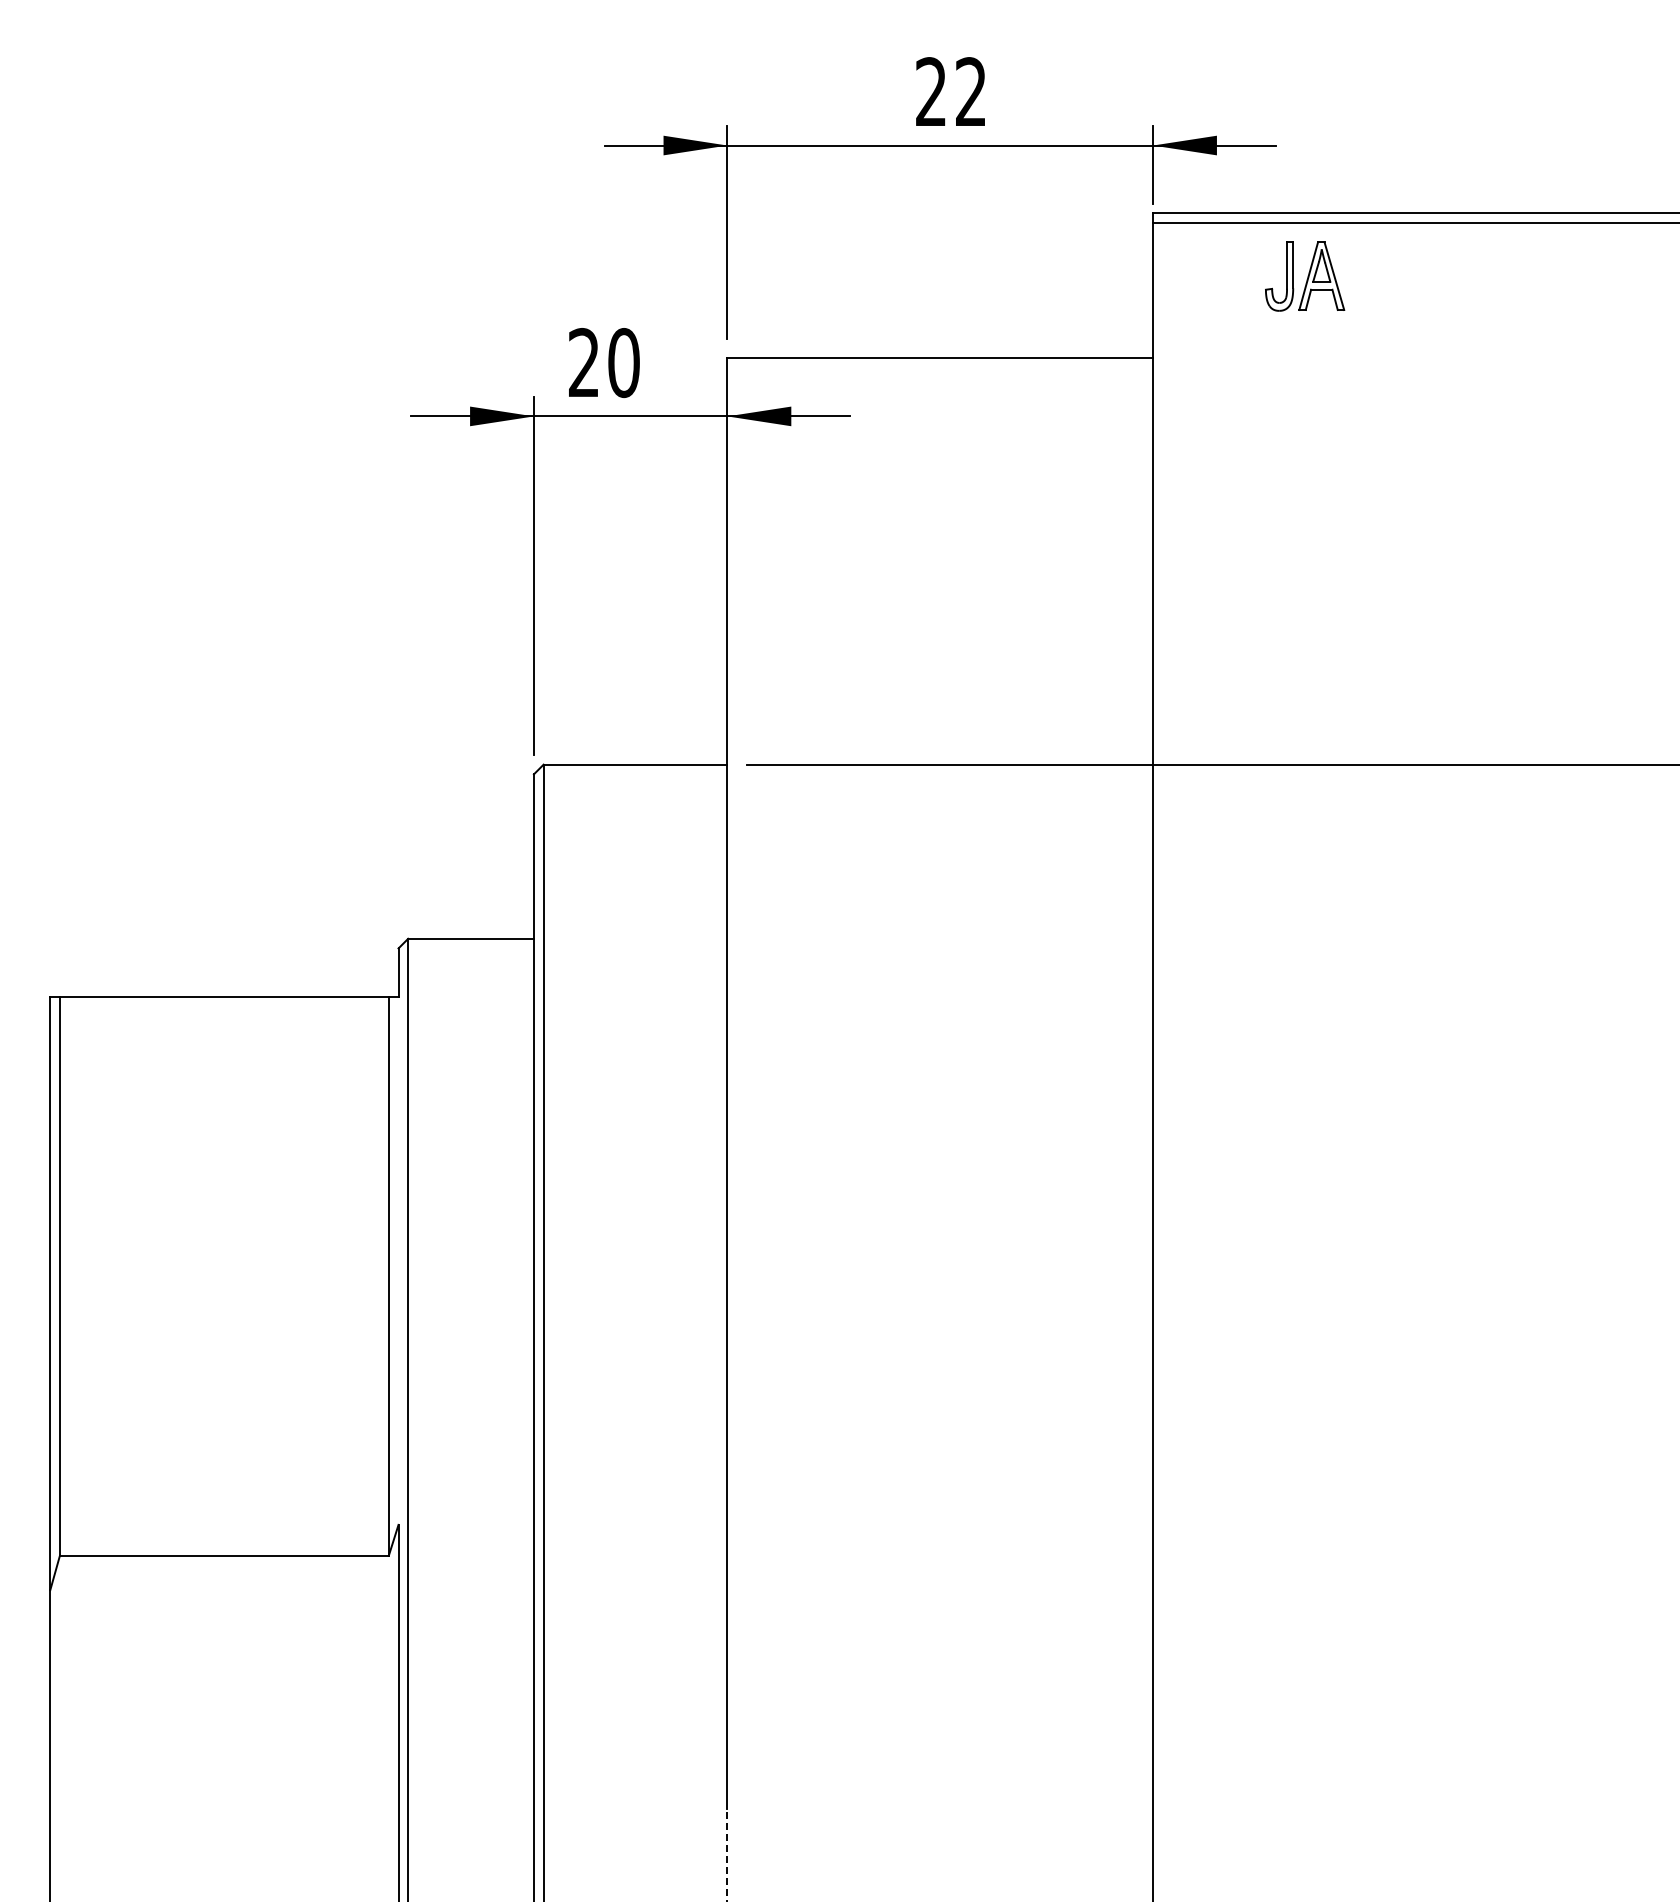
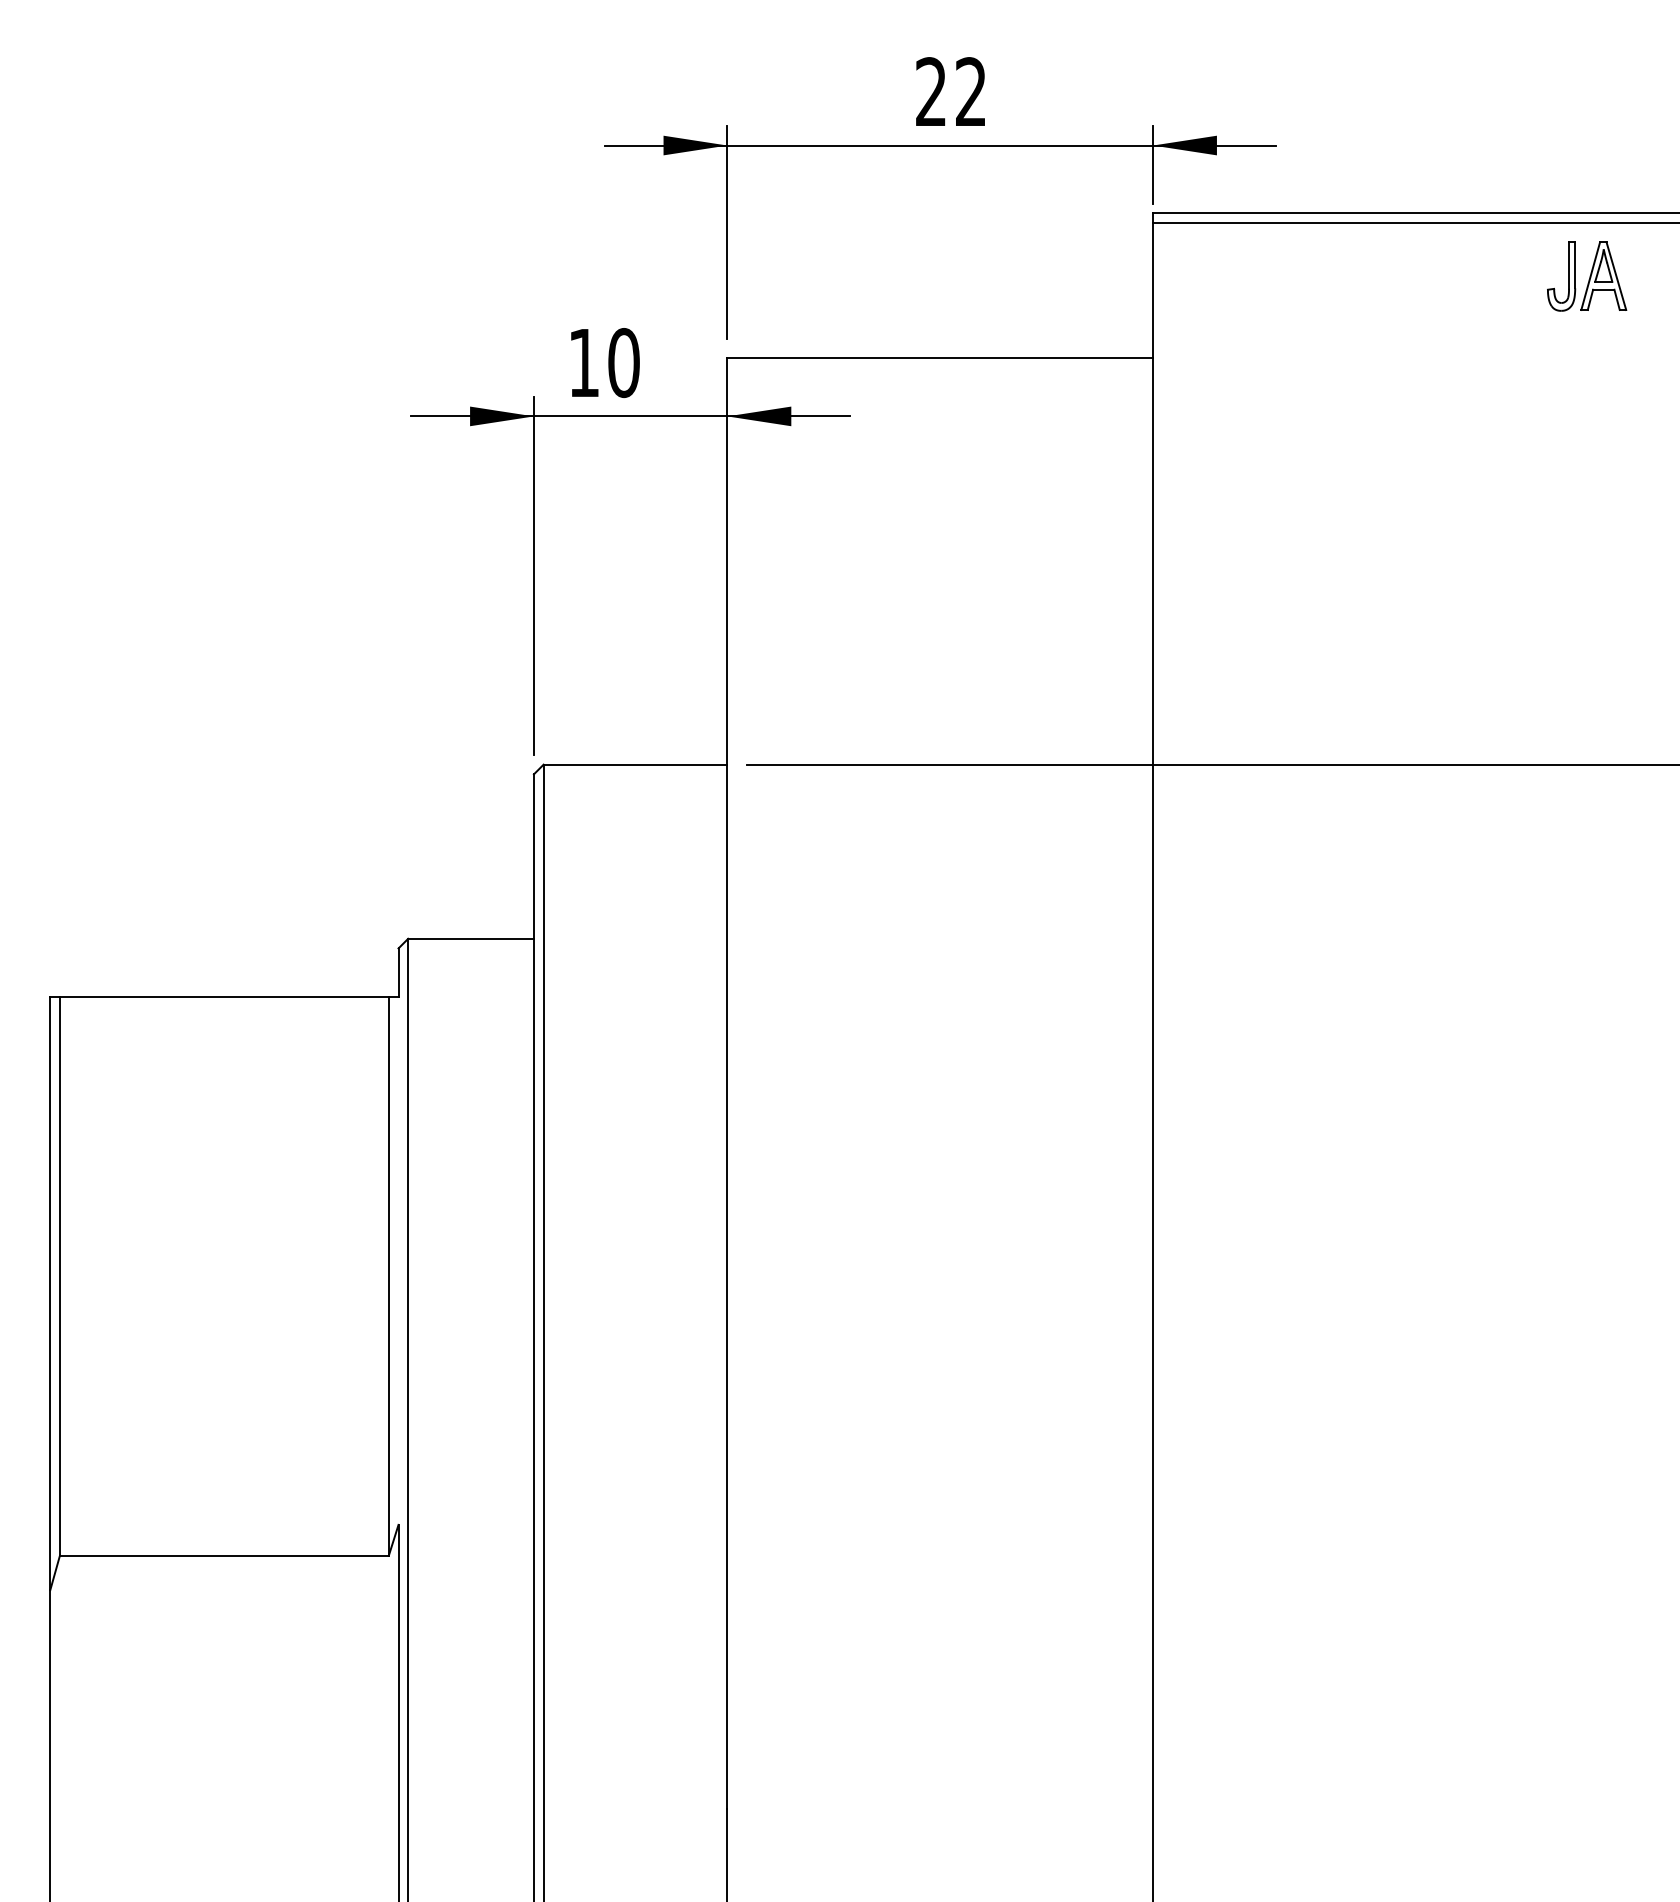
part position: (1305, 276) -> (1587, 276) (1587, 276)
text: 20 -> 10 (583, 362)
line: dashed -> solid (727, 1855)
